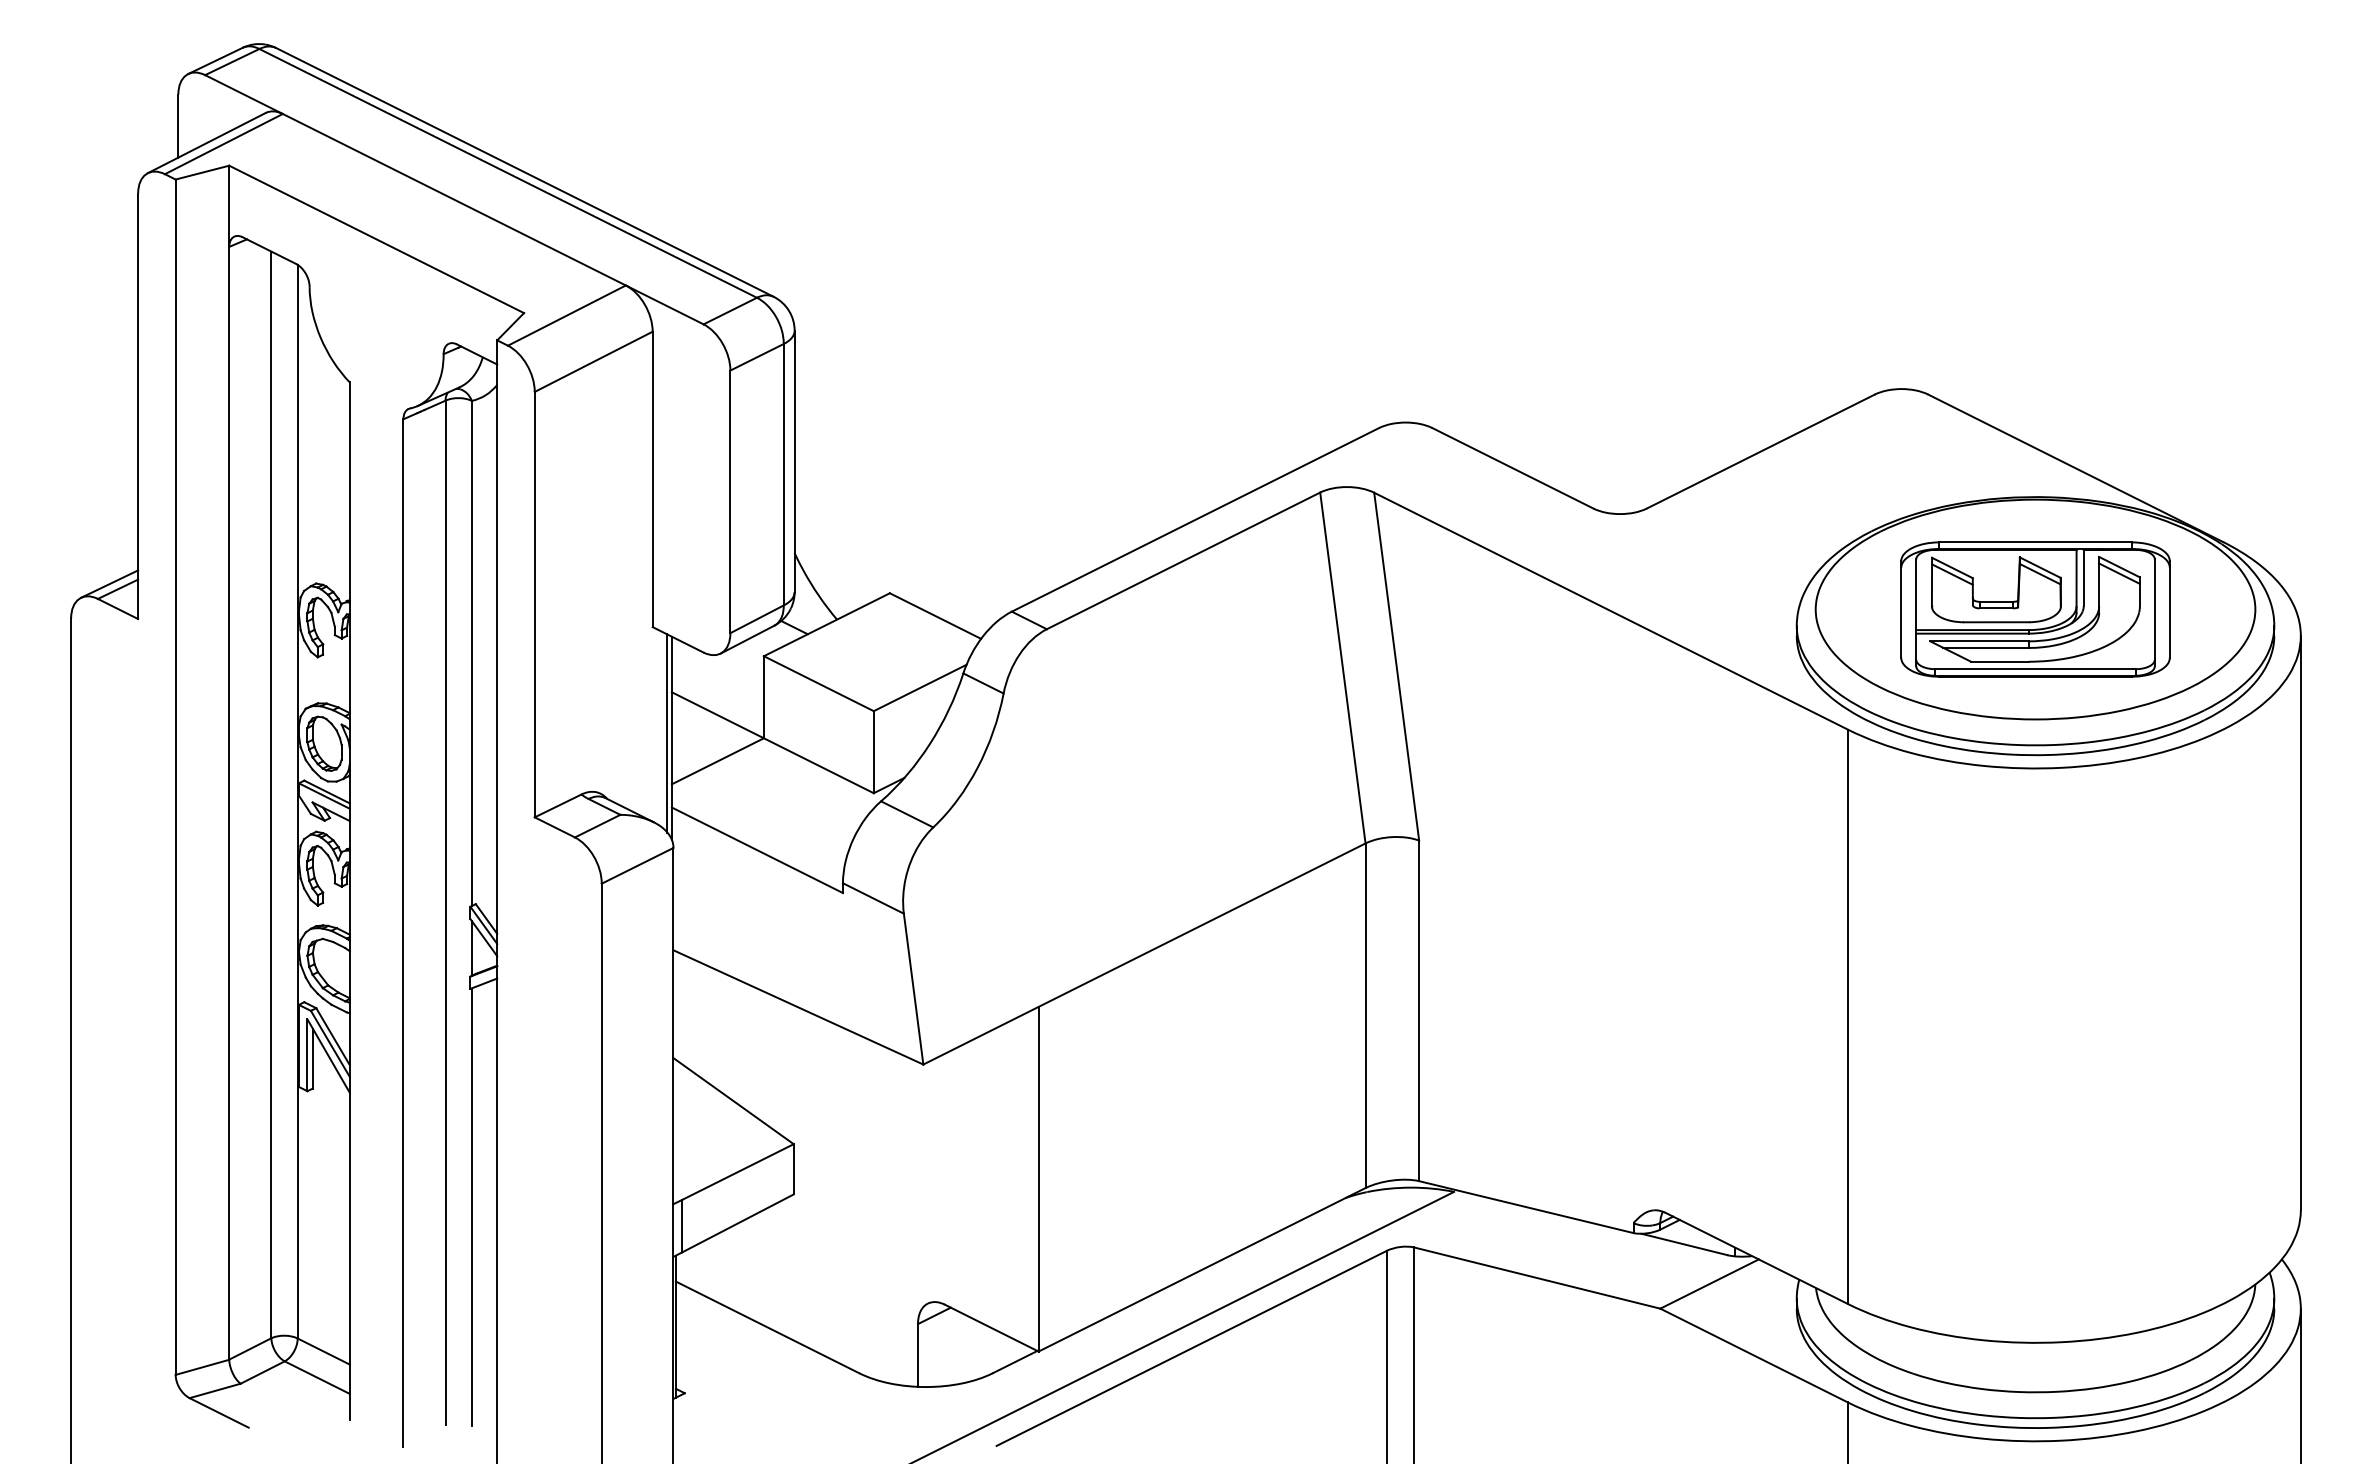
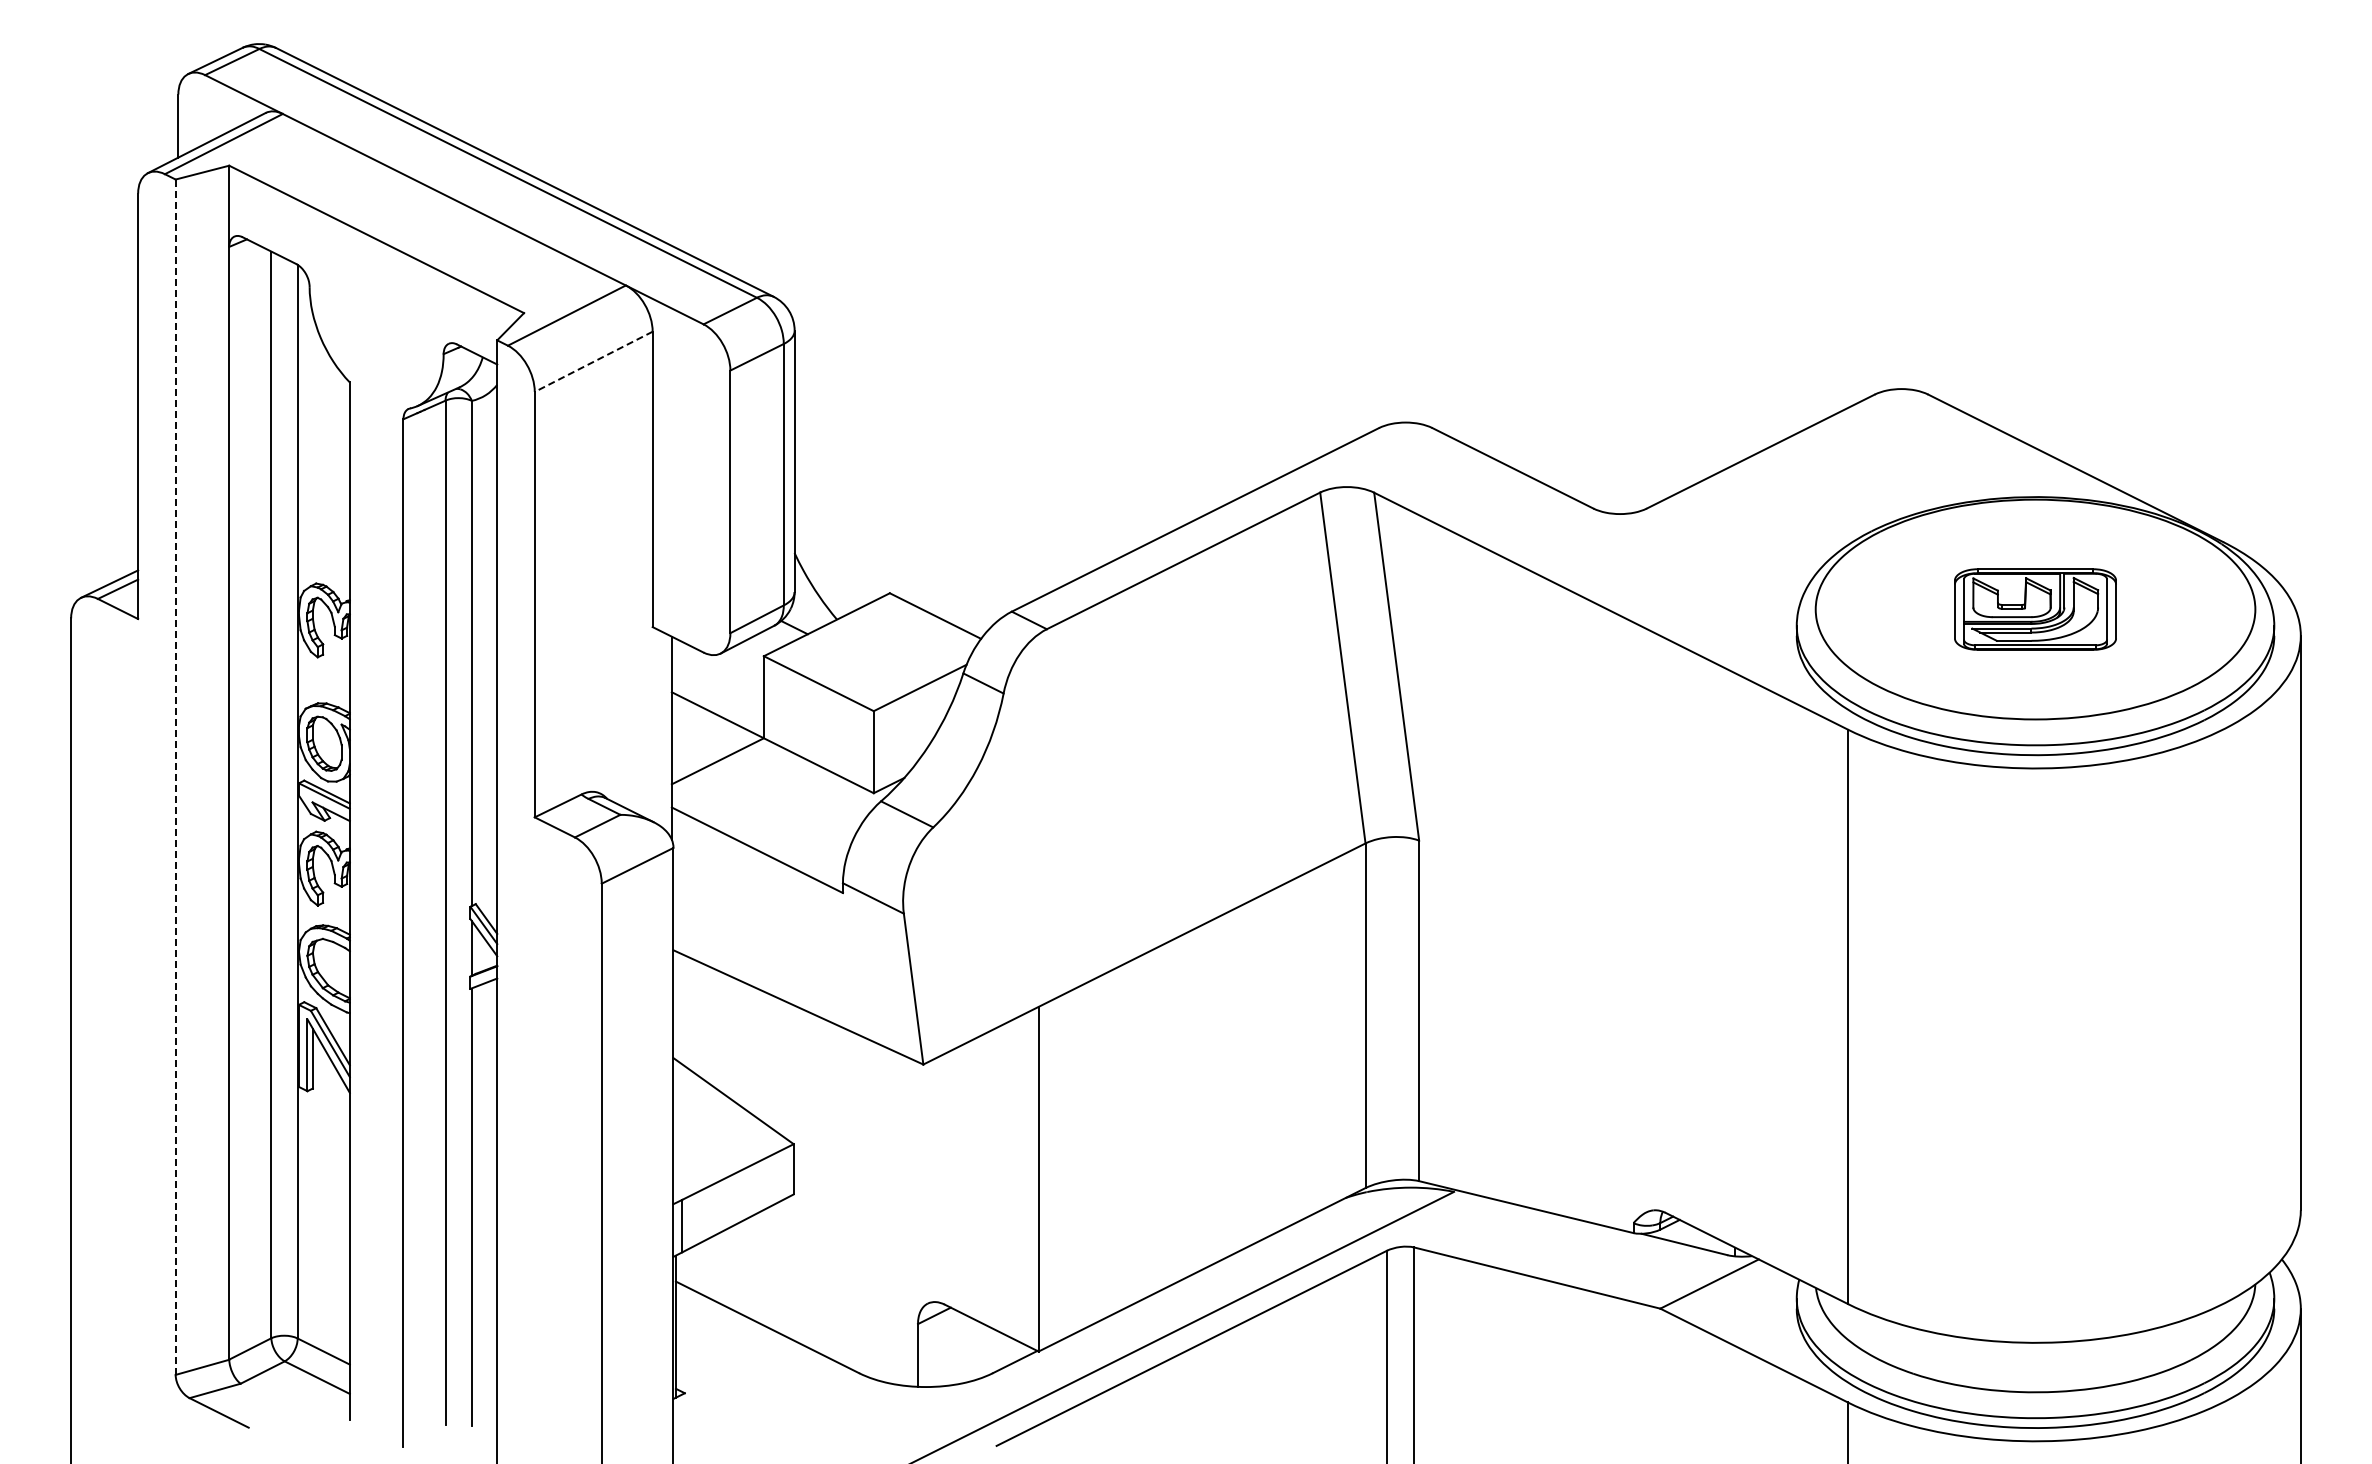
line: solid -> dashed (593, 362)
part size: 271x137 px -> 163x83 px (2035, 609)
line: present -> none (667, 733)
line: solid -> dashed (175, 777)
